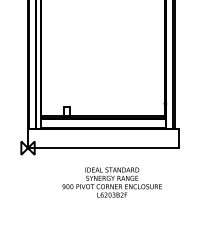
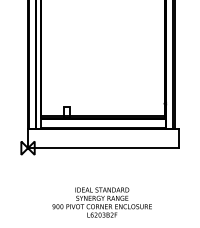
text position: (111, 182) -> (101, 202) (101, 202)
